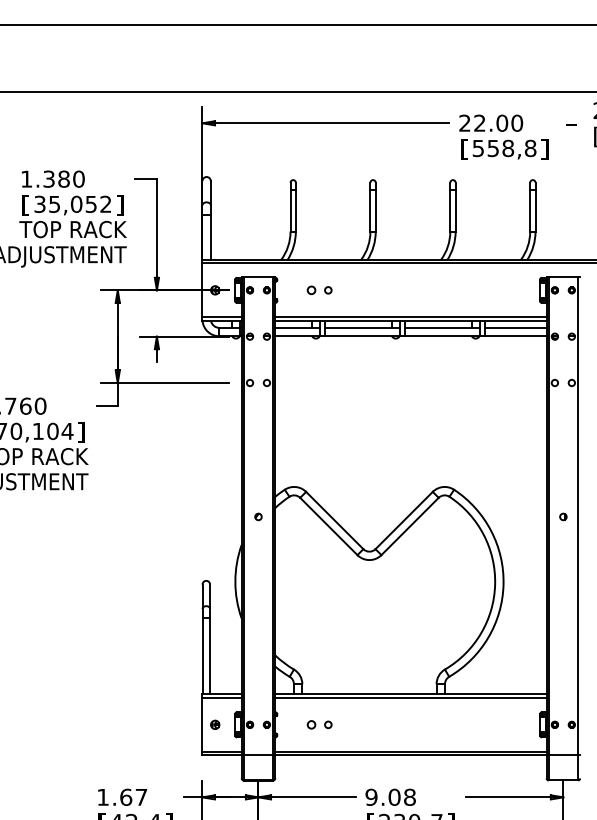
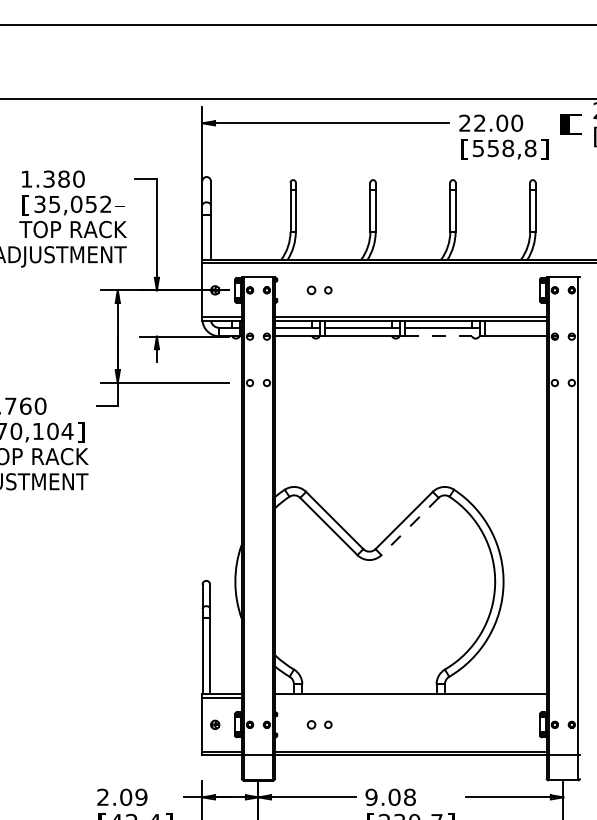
line position: (297, 91) -> (297, 98) (297, 98)
text: - -> [ (570, 124)
text: ] -> - (119, 205)
line: present -> none (515, 327)
line: solid -> dashed (443, 336)
part: present -> none (258, 516)
part: present -> none (563, 516)
line: solid -> dashed (409, 526)
line: present -> none (410, 697)
text: 1.67 -> 2.09 (122, 796)
